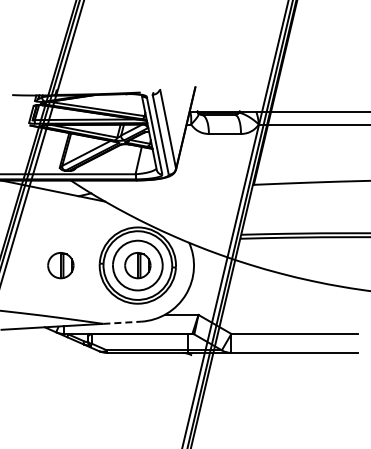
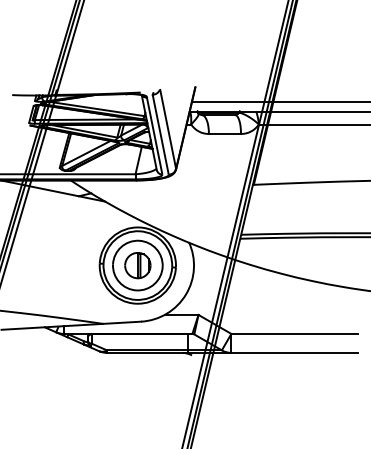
line: none -> present (279, 102)
part: present -> none (60, 265)
line: dashed -> solid (122, 322)
